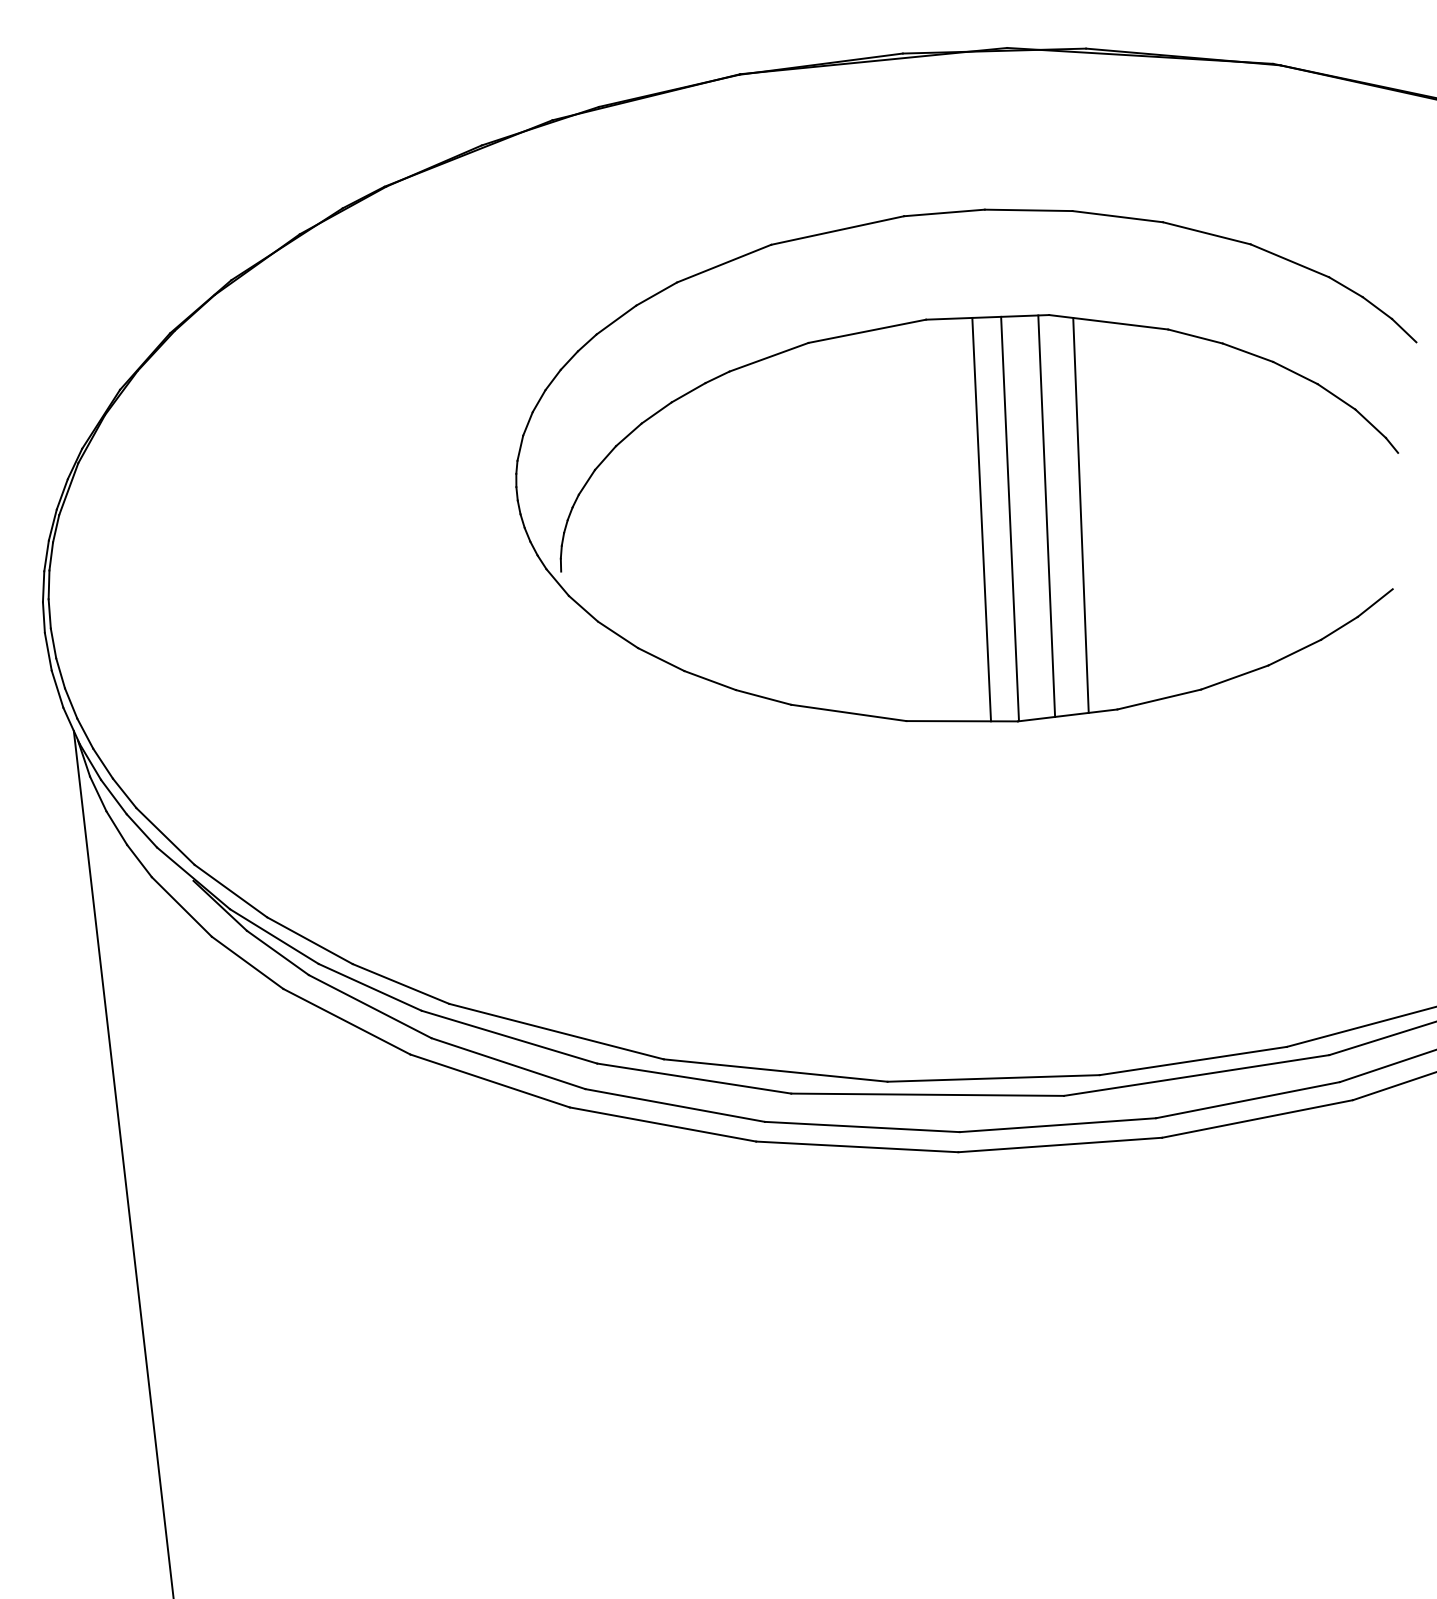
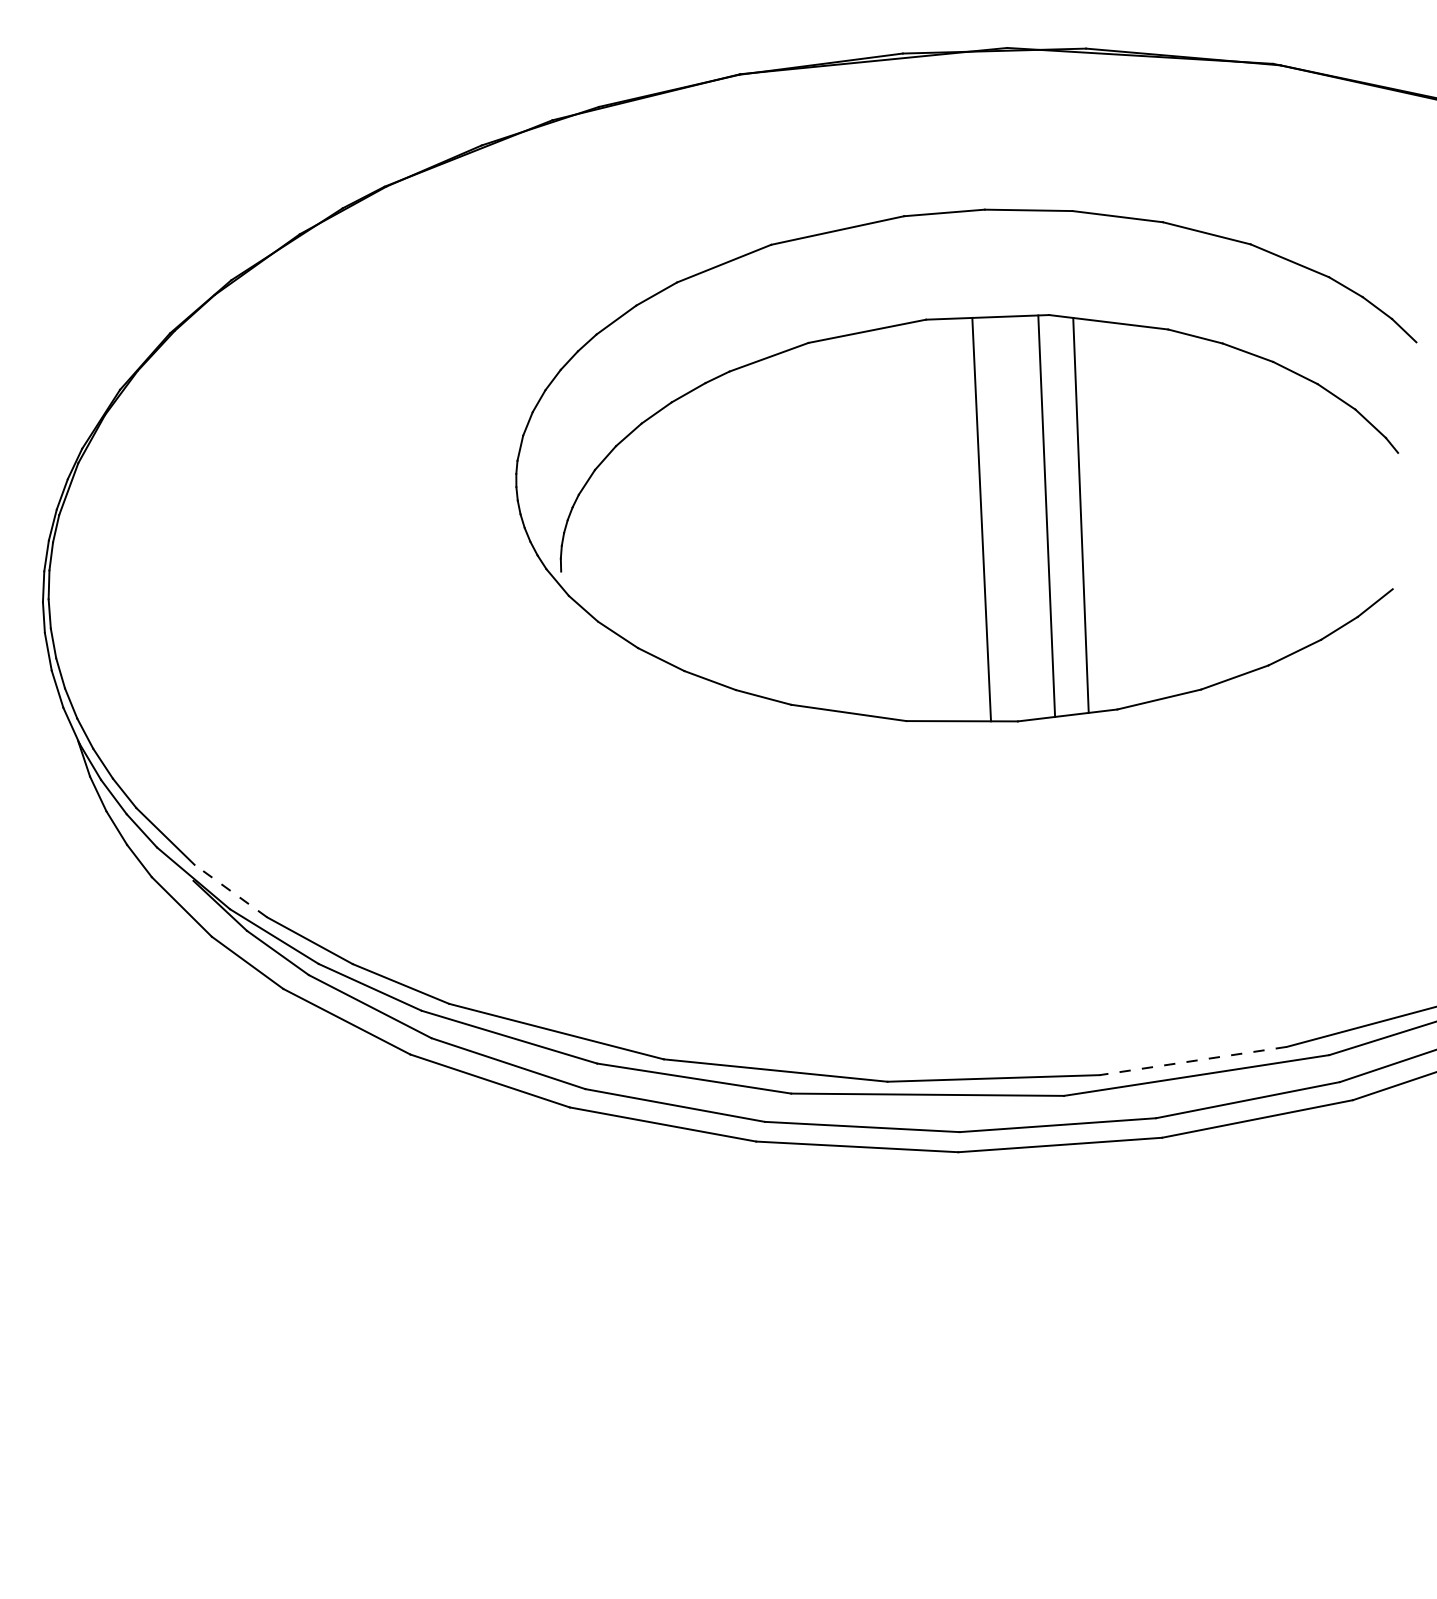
line: present -> none (1009, 518)
line: solid -> dashed (230, 891)
line: solid -> dashed (1193, 1061)
line: present -> none (123, 1162)
